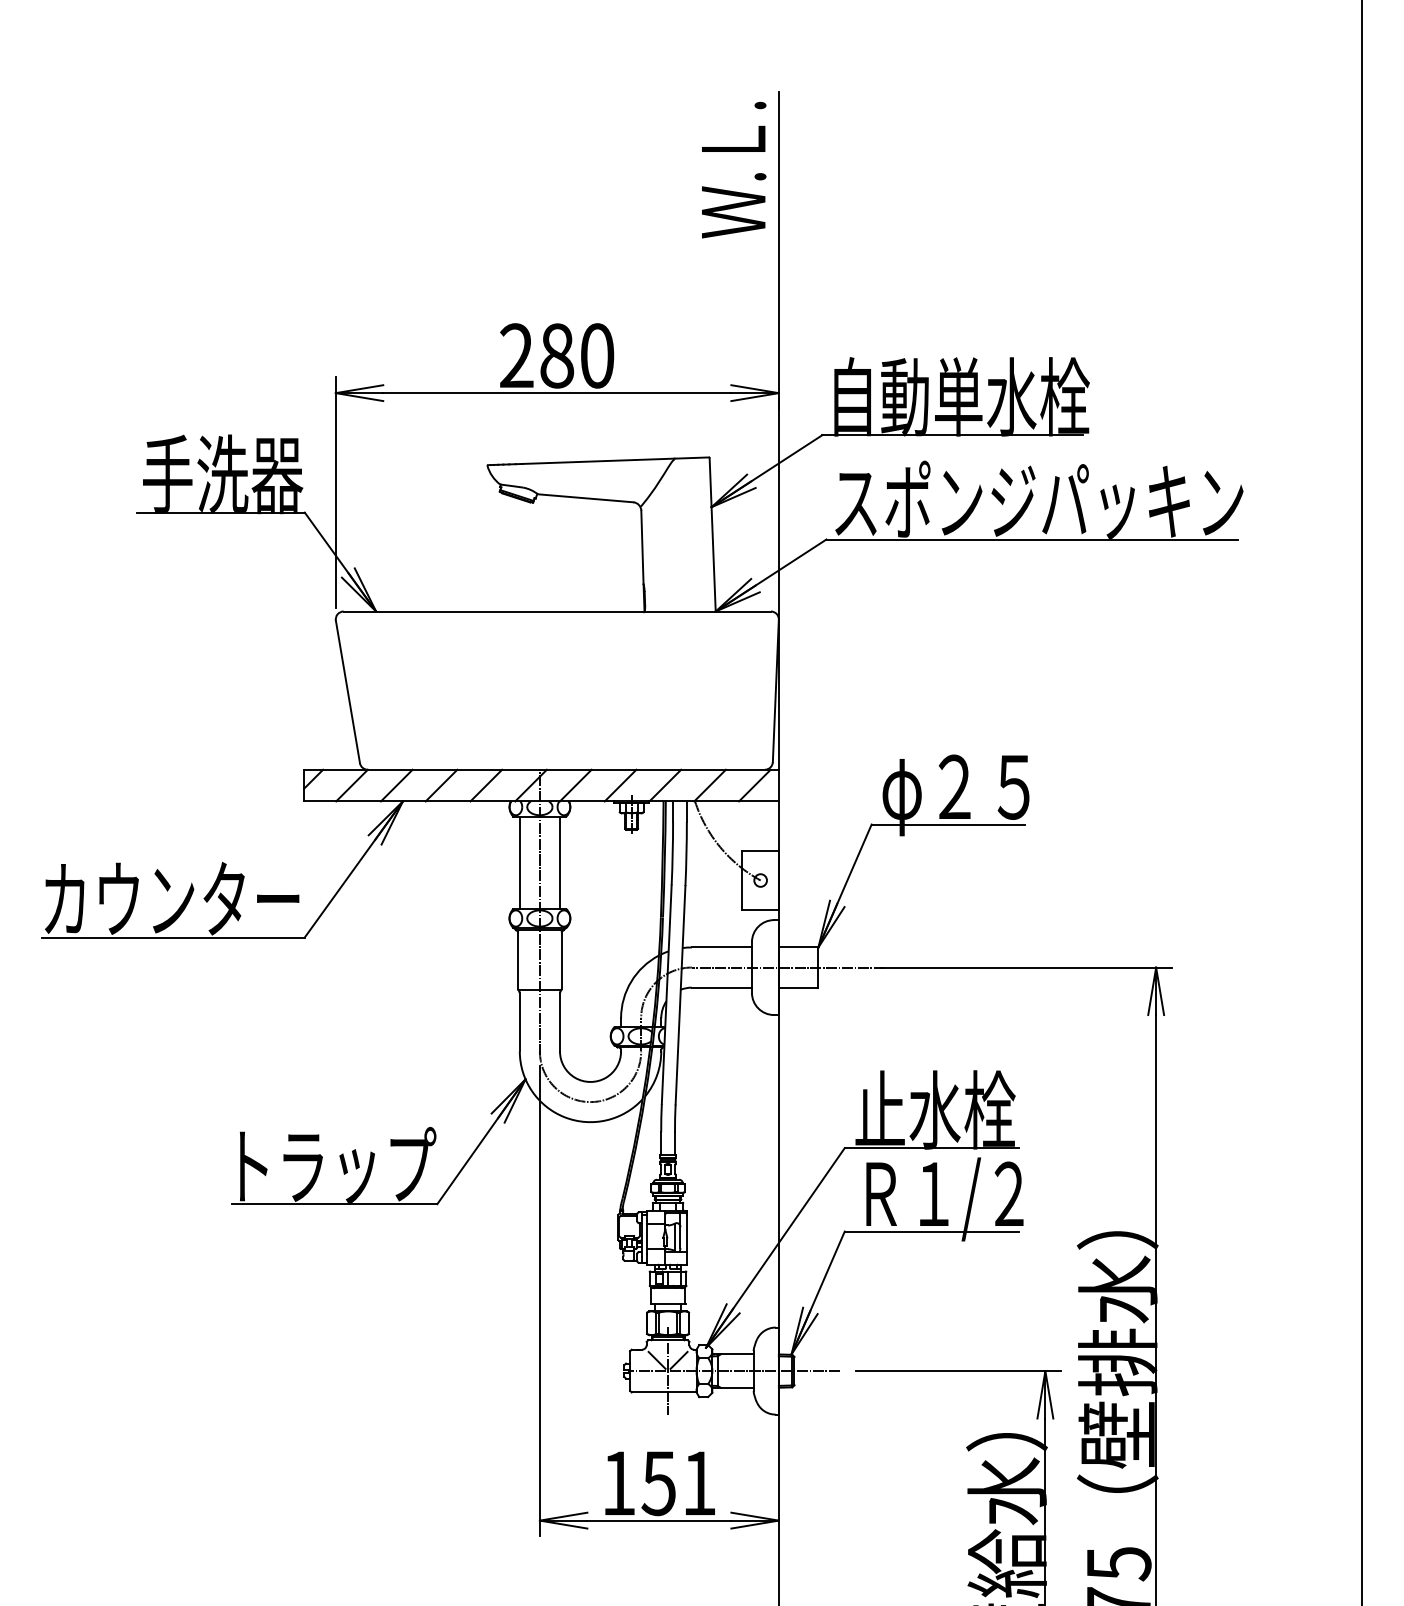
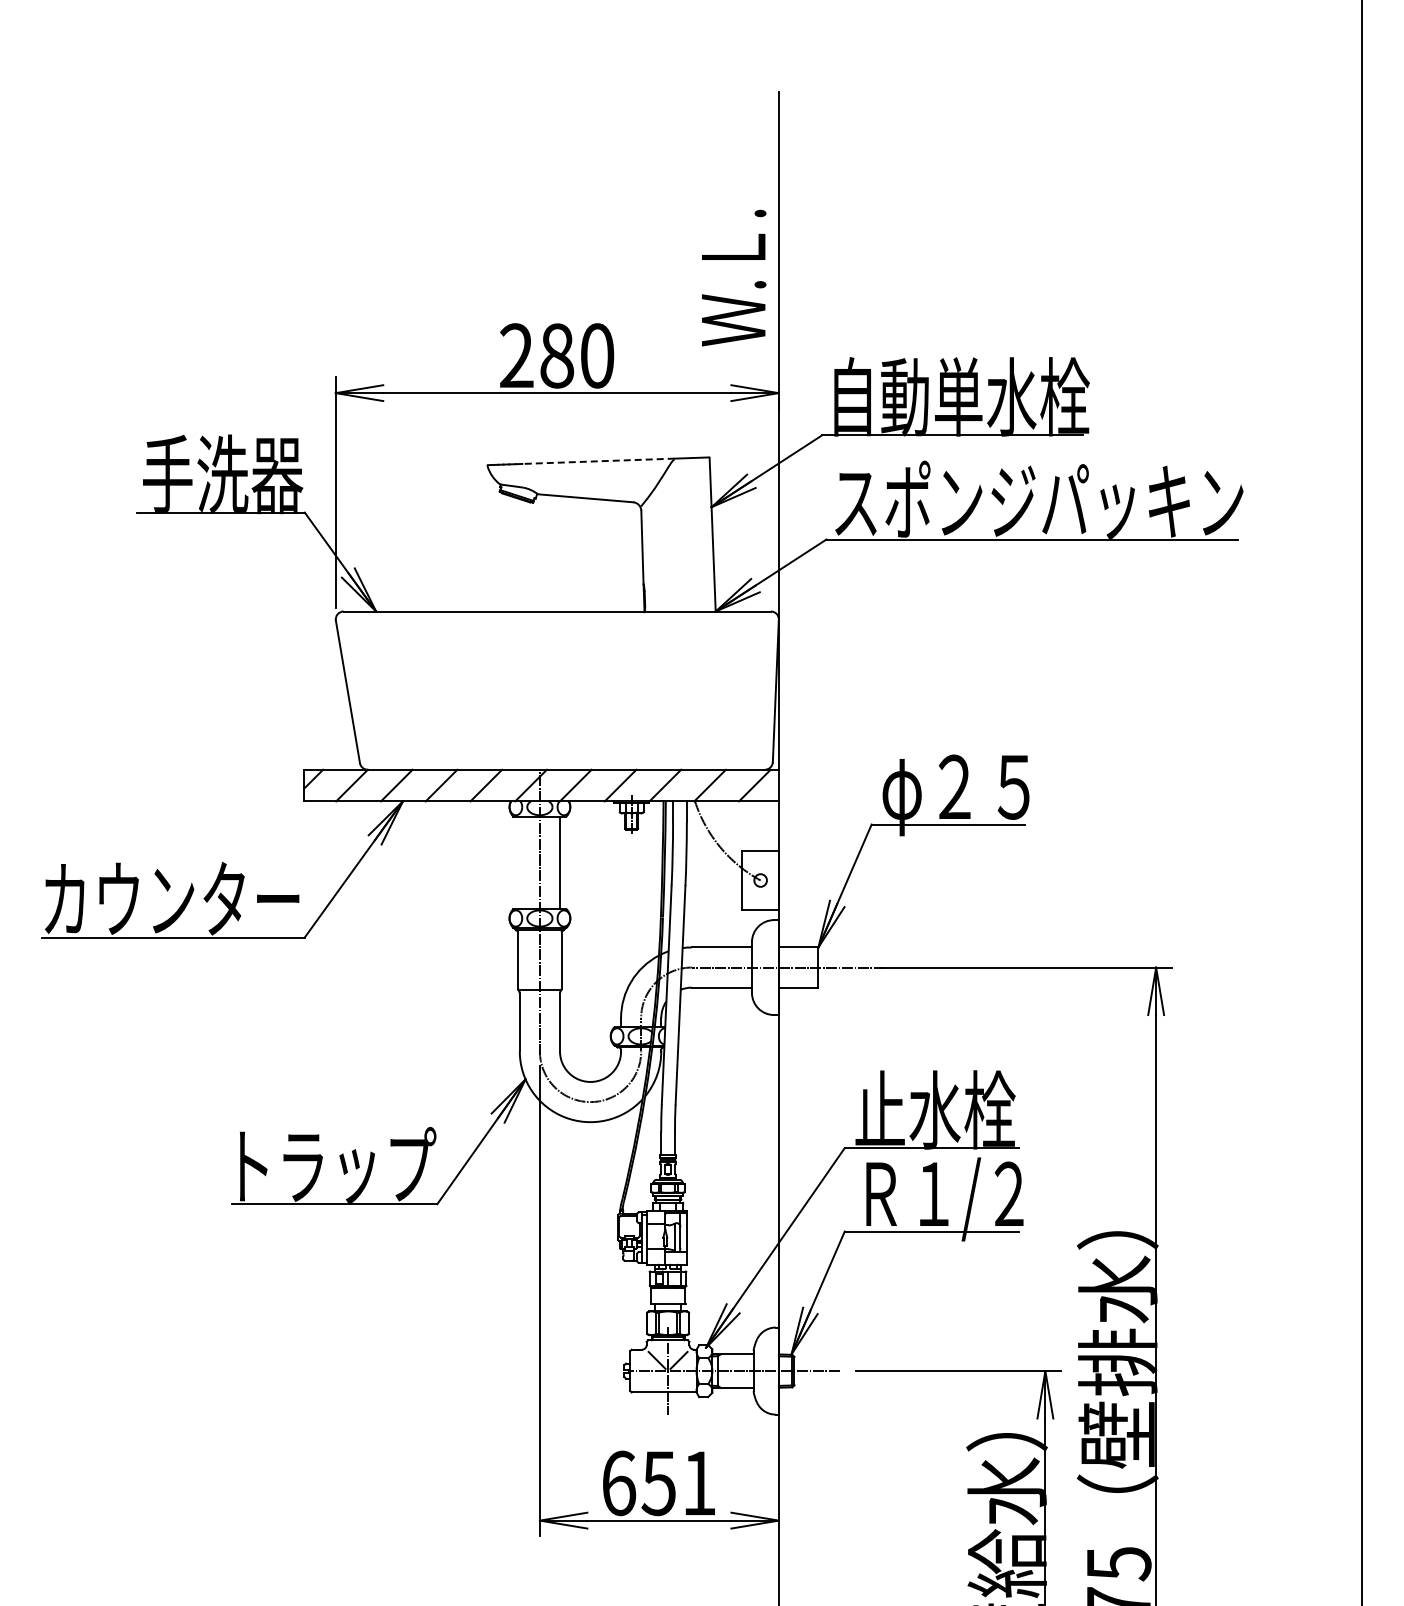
text position: (734, 169) -> (734, 277) (734, 277)
line: solid -> dashed (598, 461)
line: present -> none (519, 862)
text: 151 -> 651 (619, 1483)
